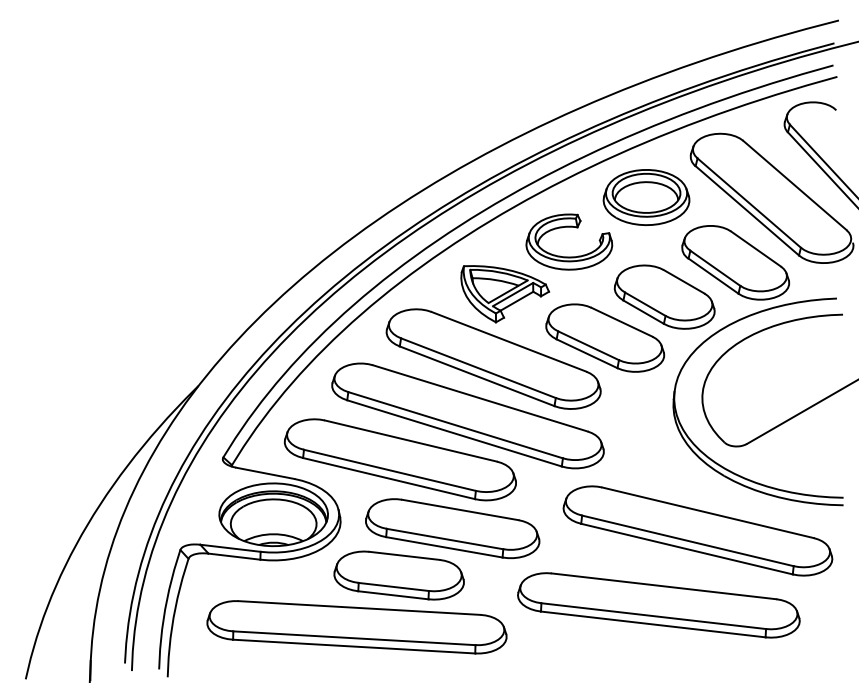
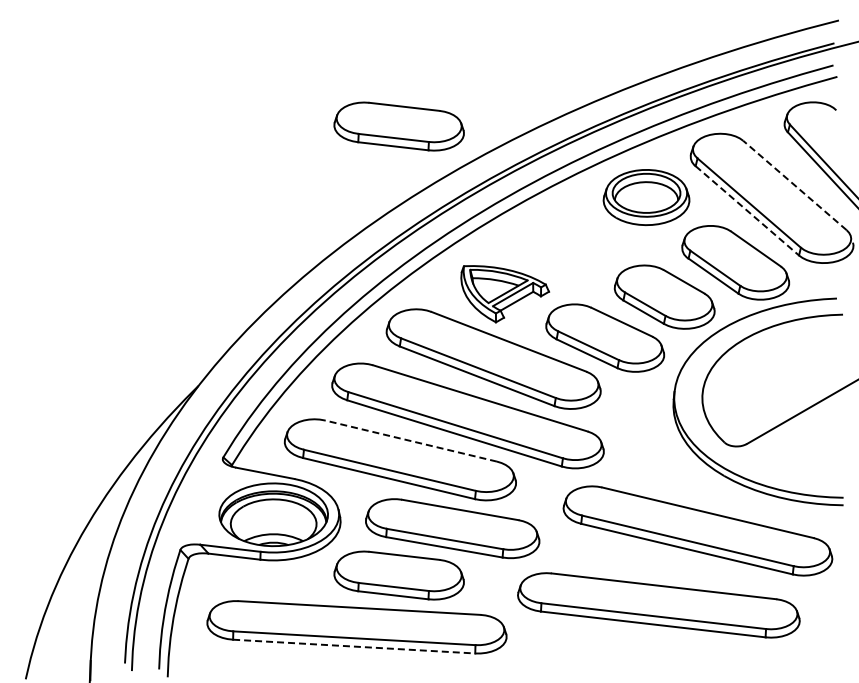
part: none -> present (398, 126)
line: solid -> dashed (794, 185)
line: solid -> dashed (747, 211)
part: present -> none (569, 227)
line: solid -> dashed (410, 440)
line: solid -> dashed (354, 646)
